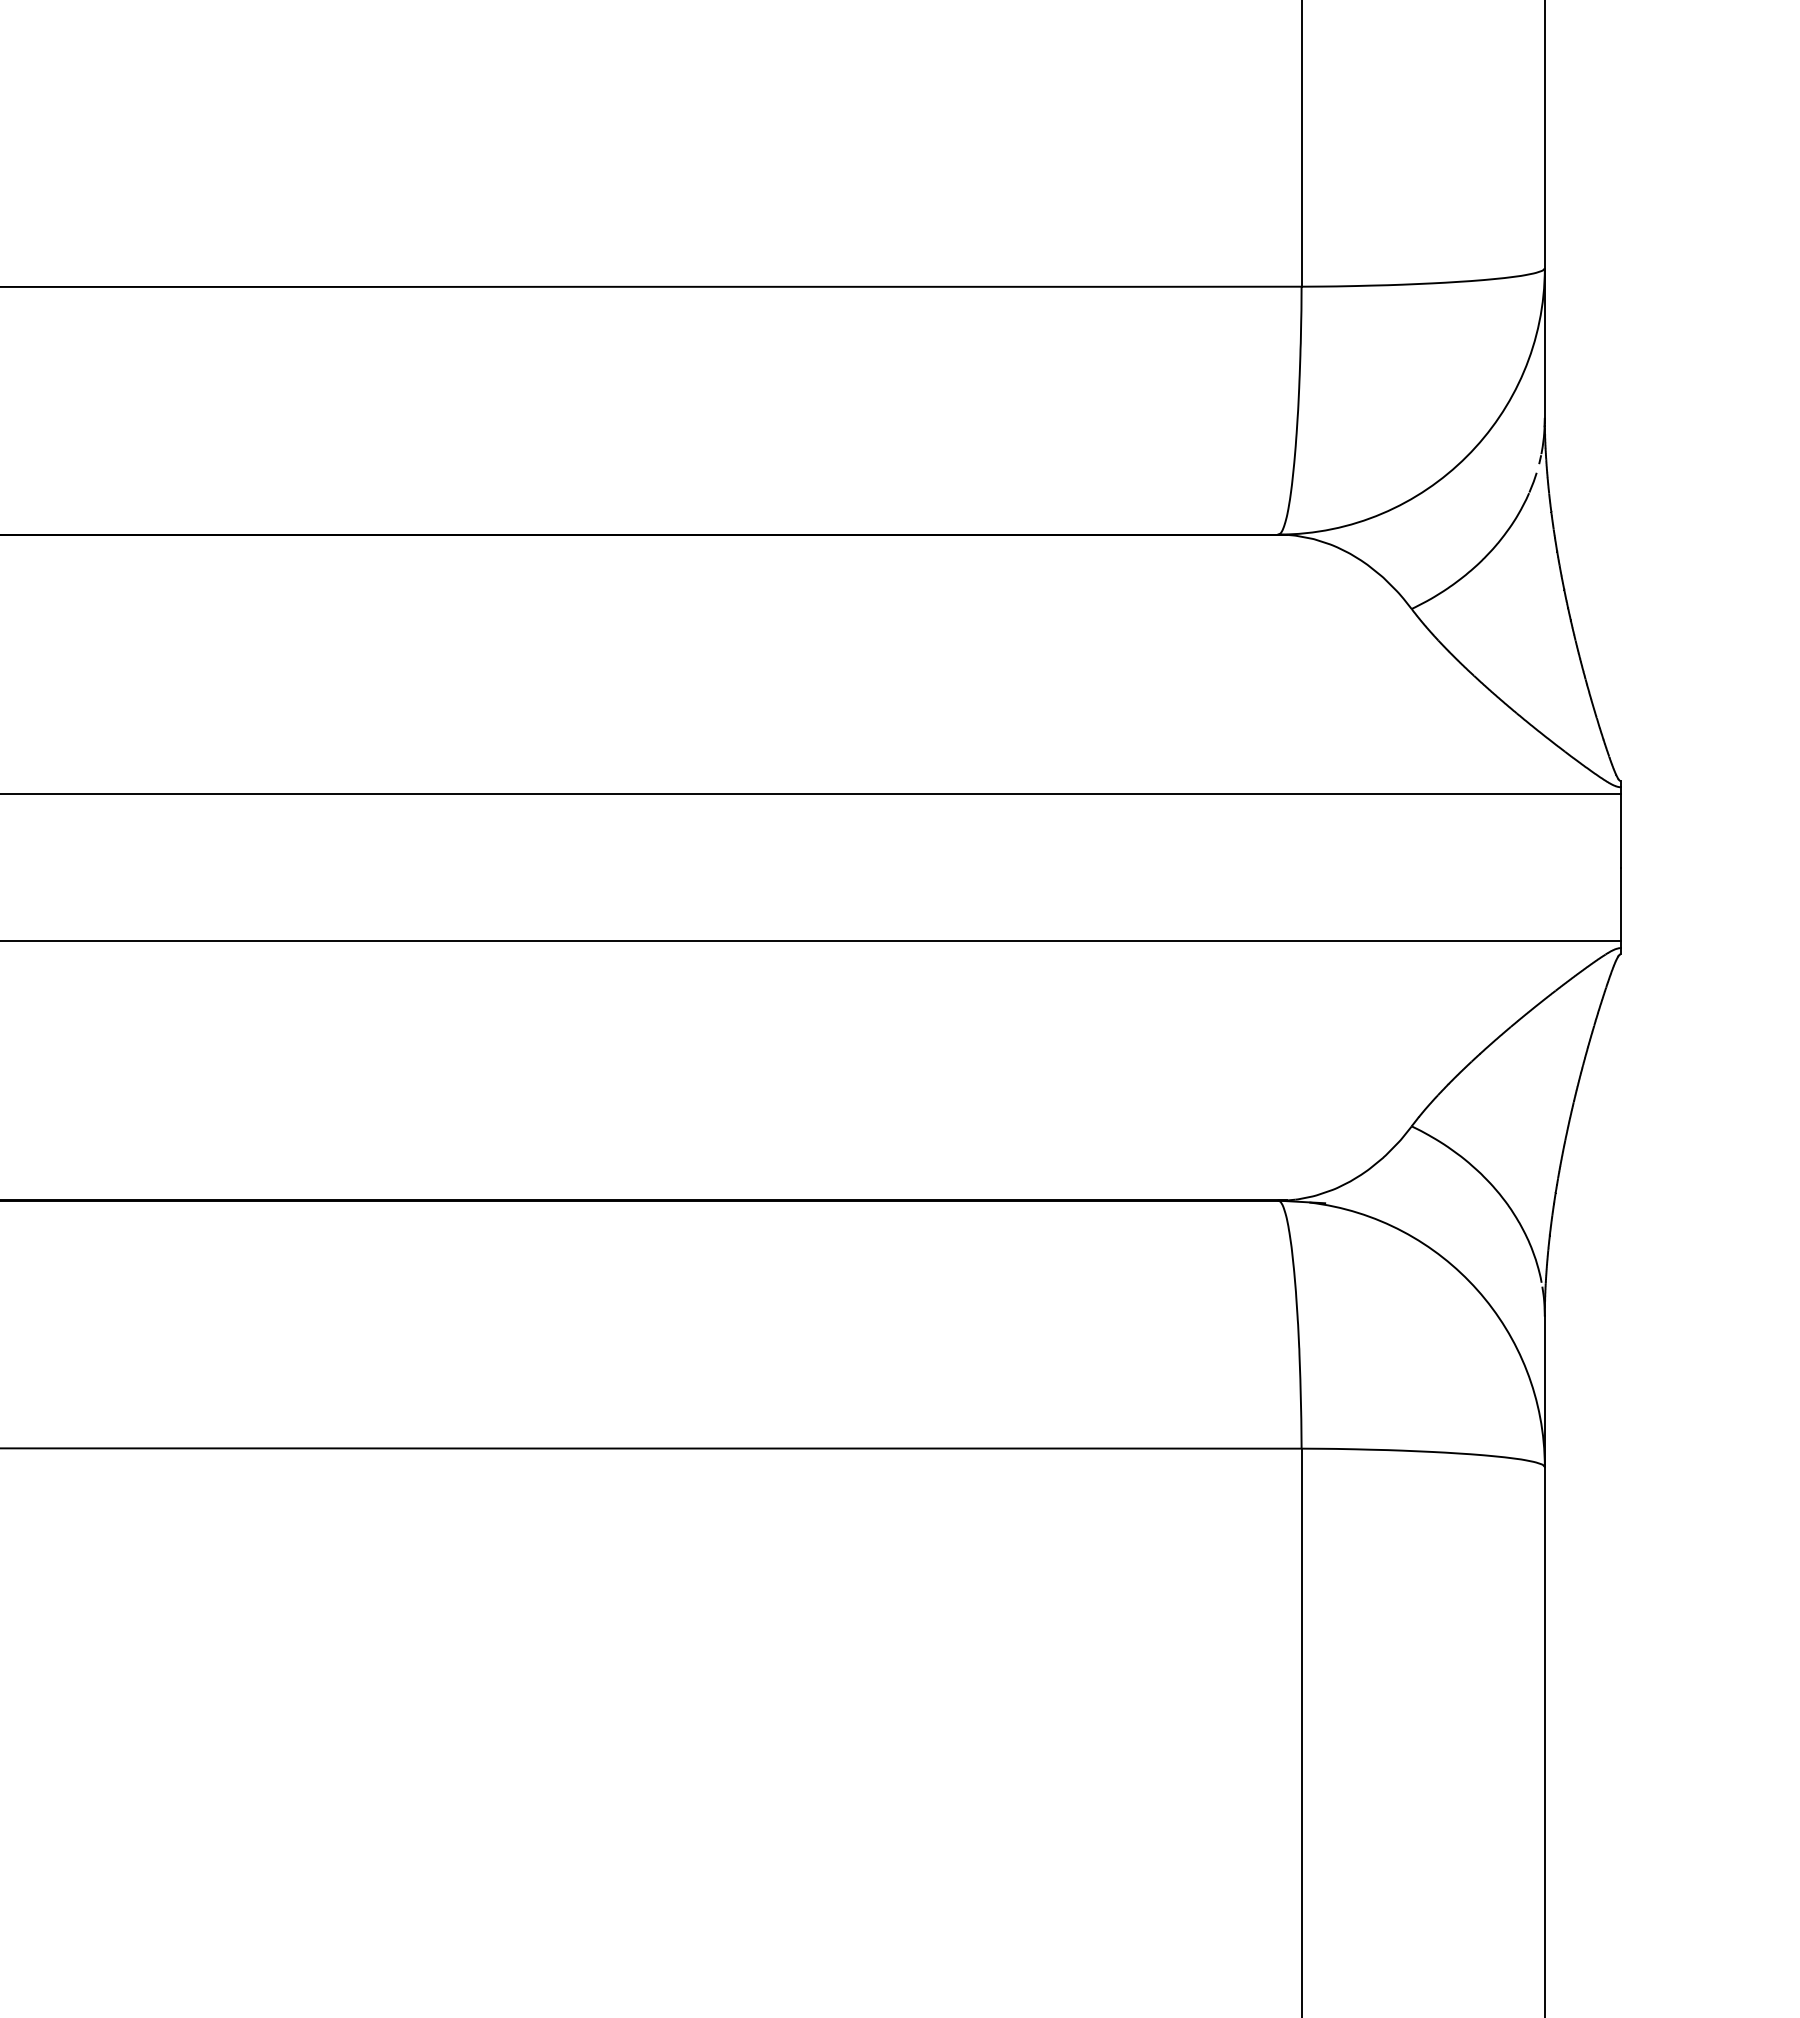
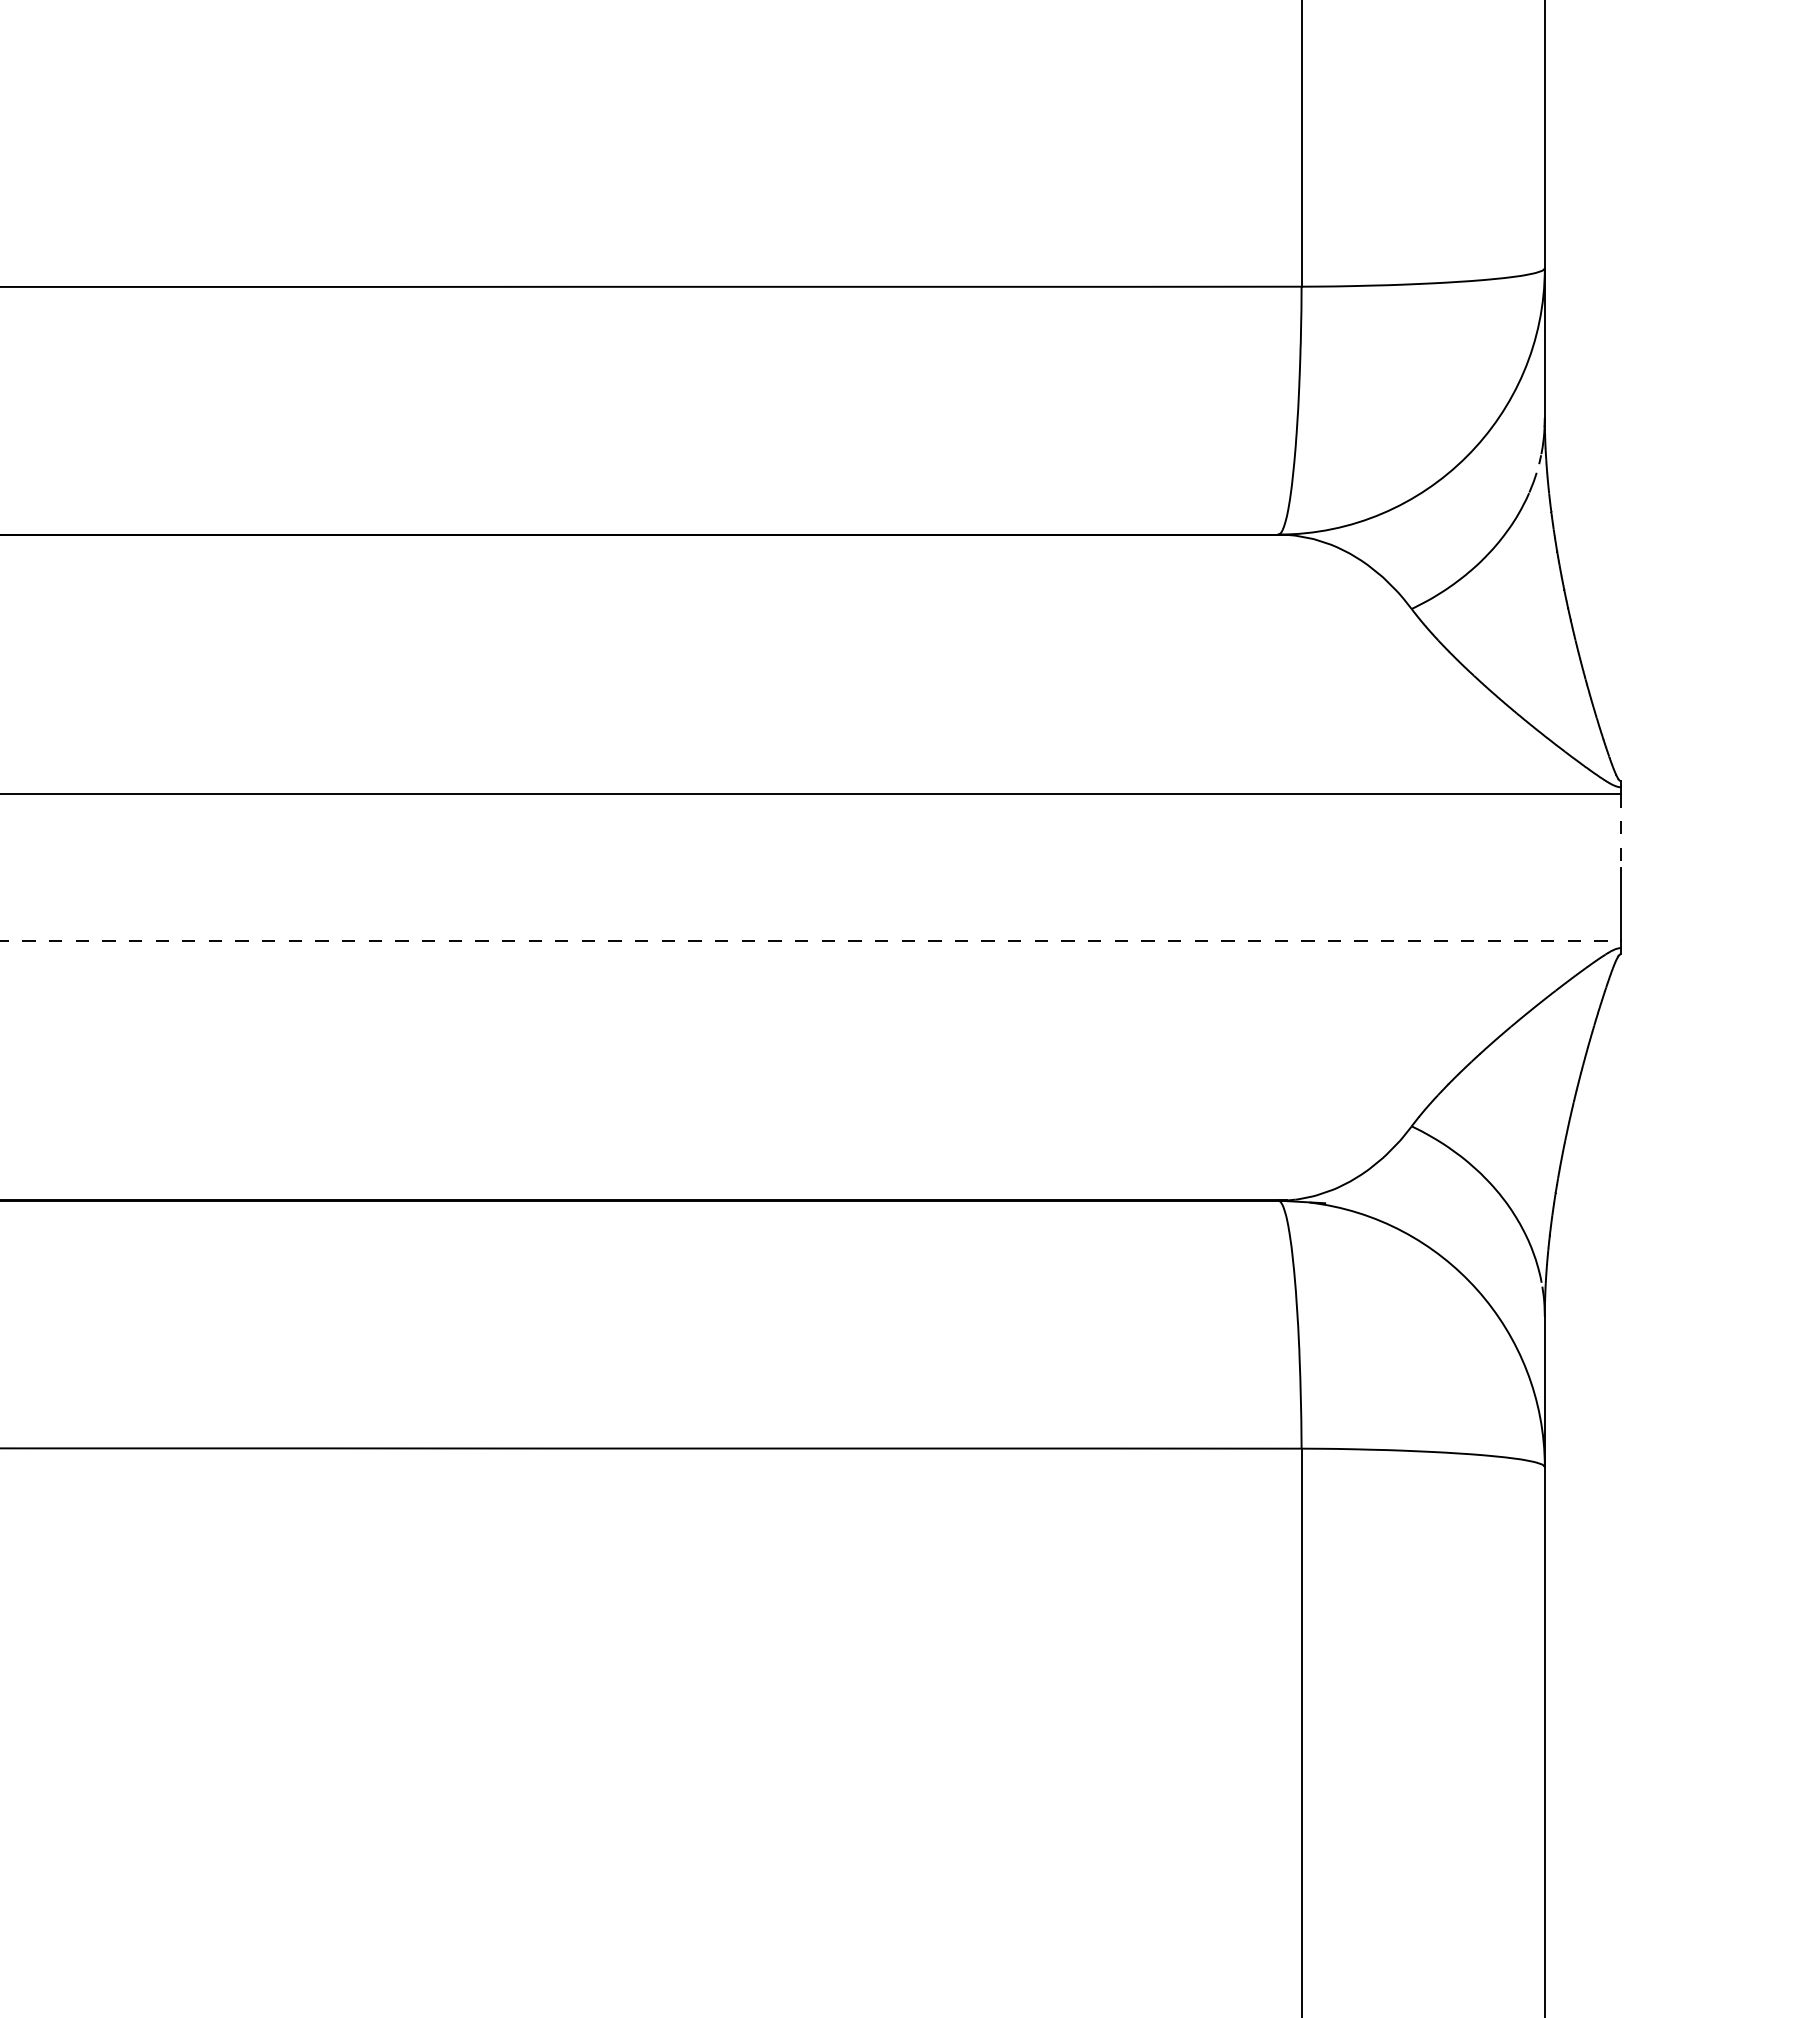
line: solid -> dashed (1620, 831)
line: solid -> dashed (810, 940)
